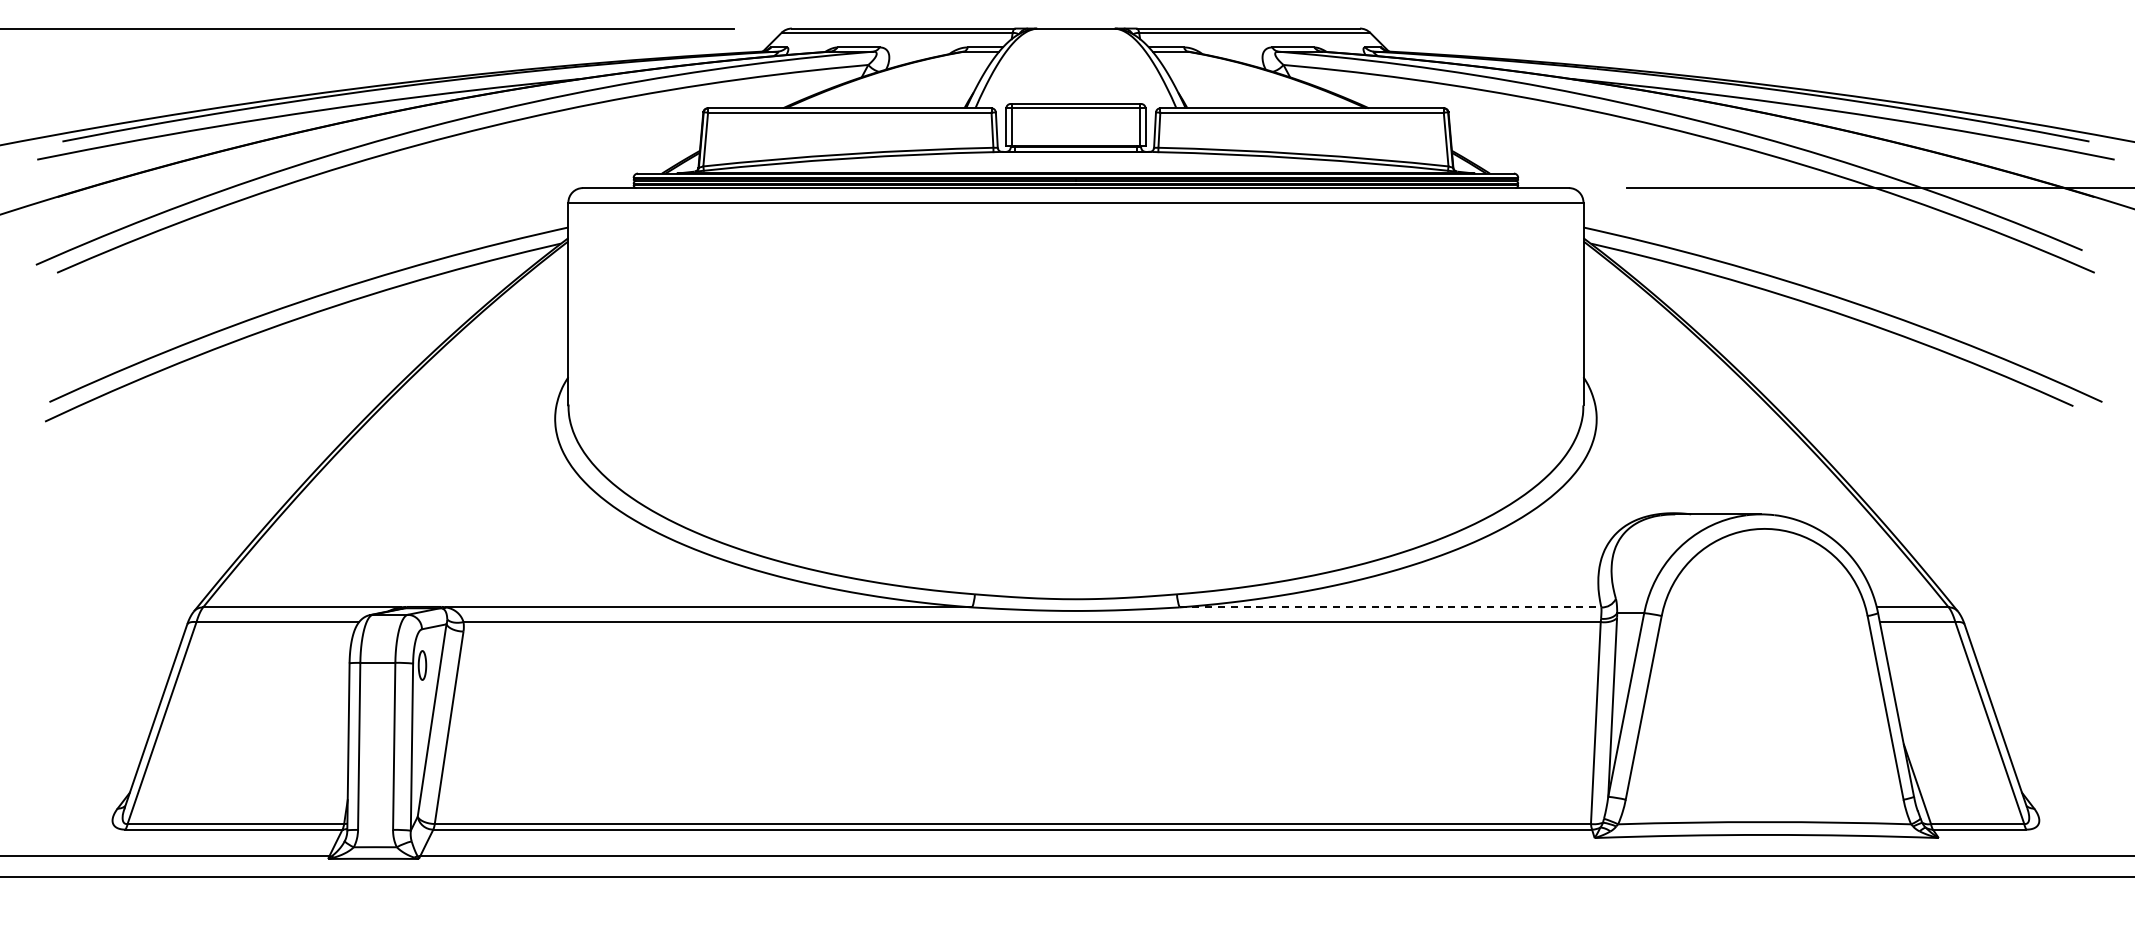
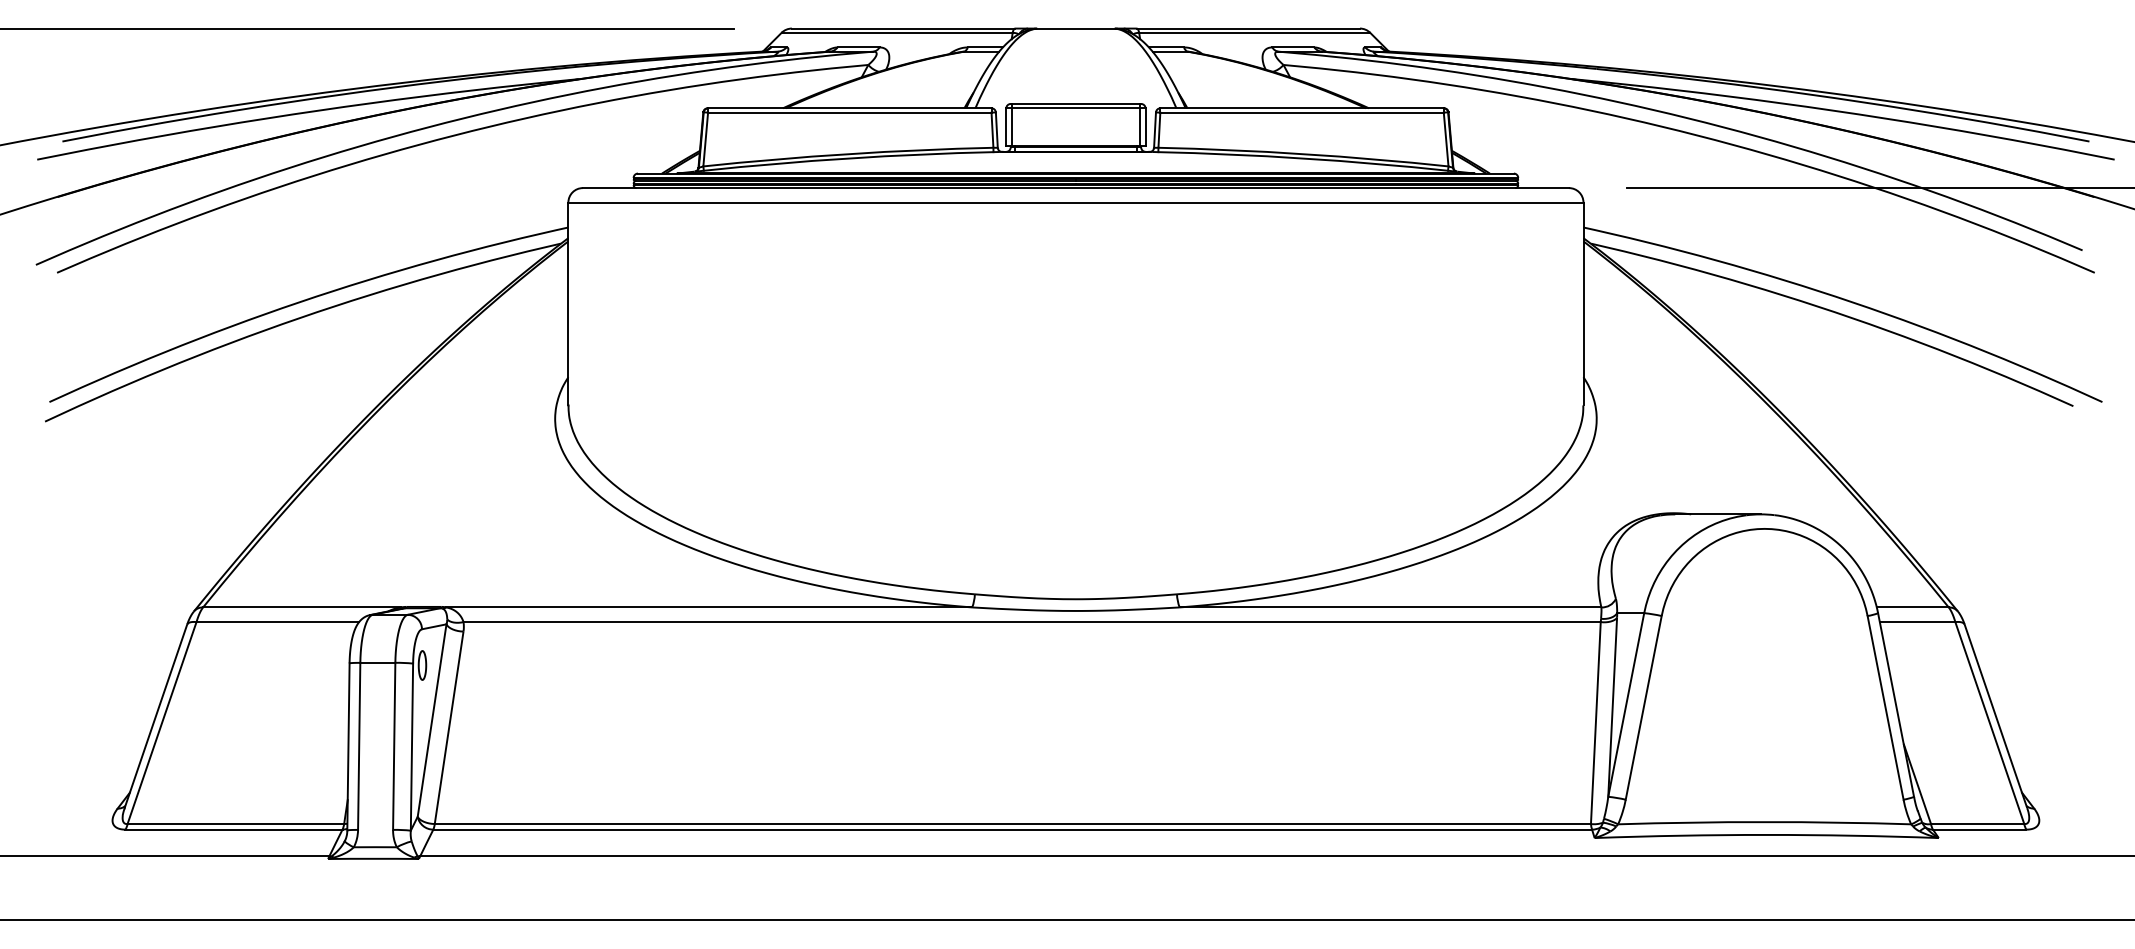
line: dashed -> solid (1390, 607)
line position: (1066, 877) -> (1066, 920) (1066, 920)
